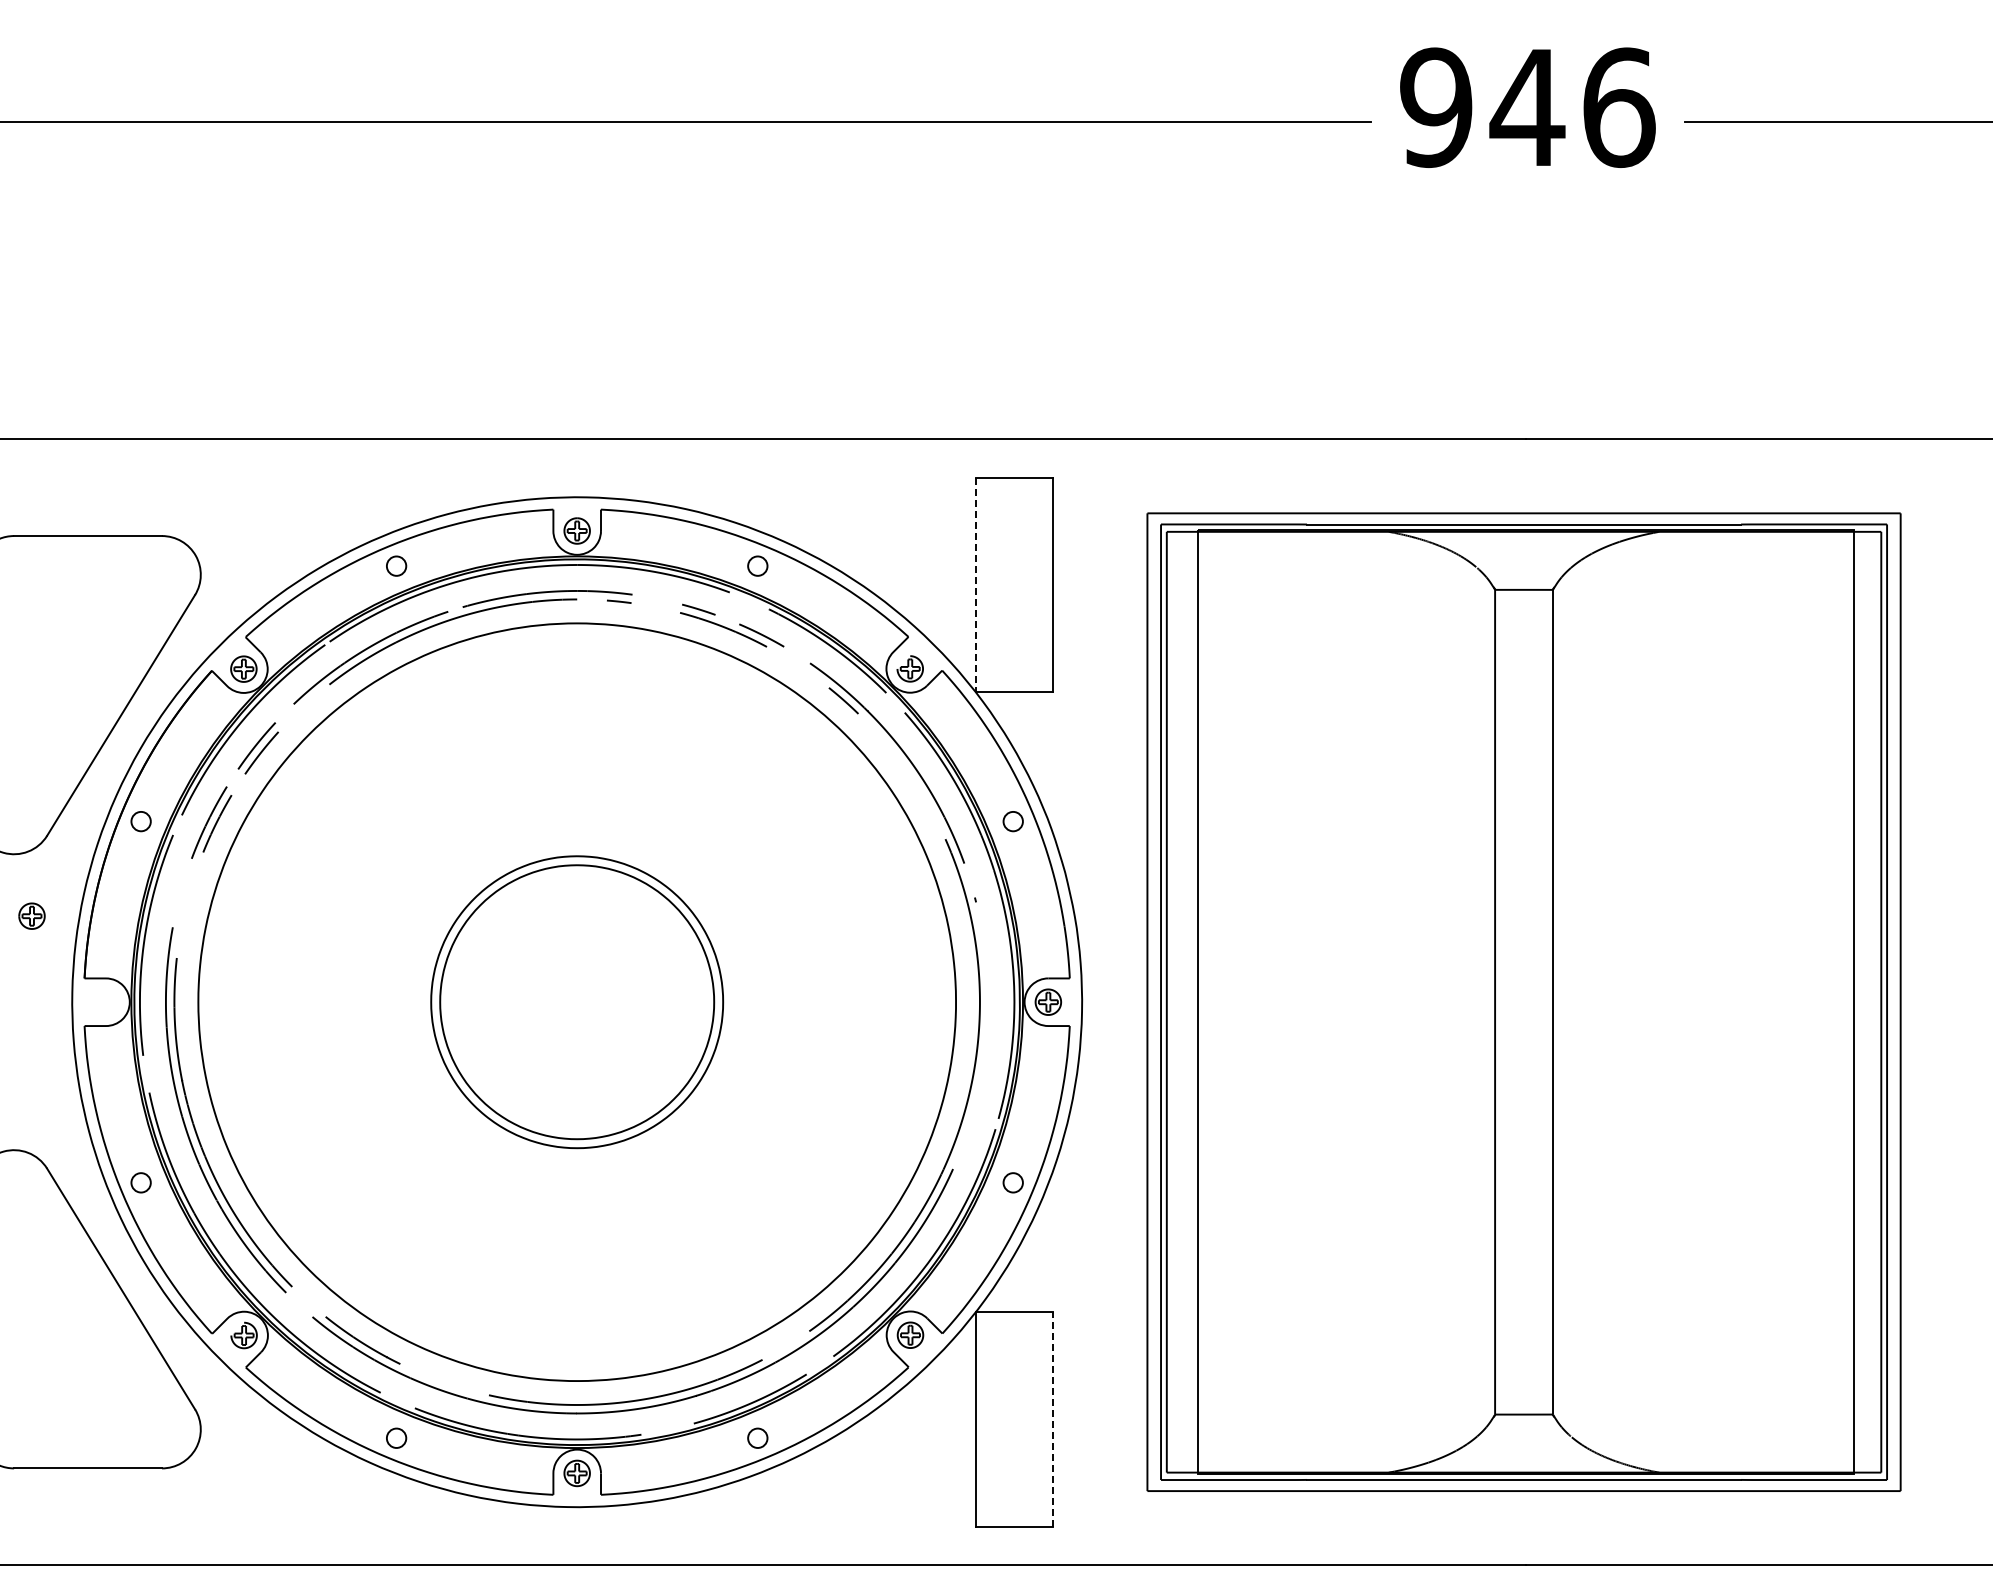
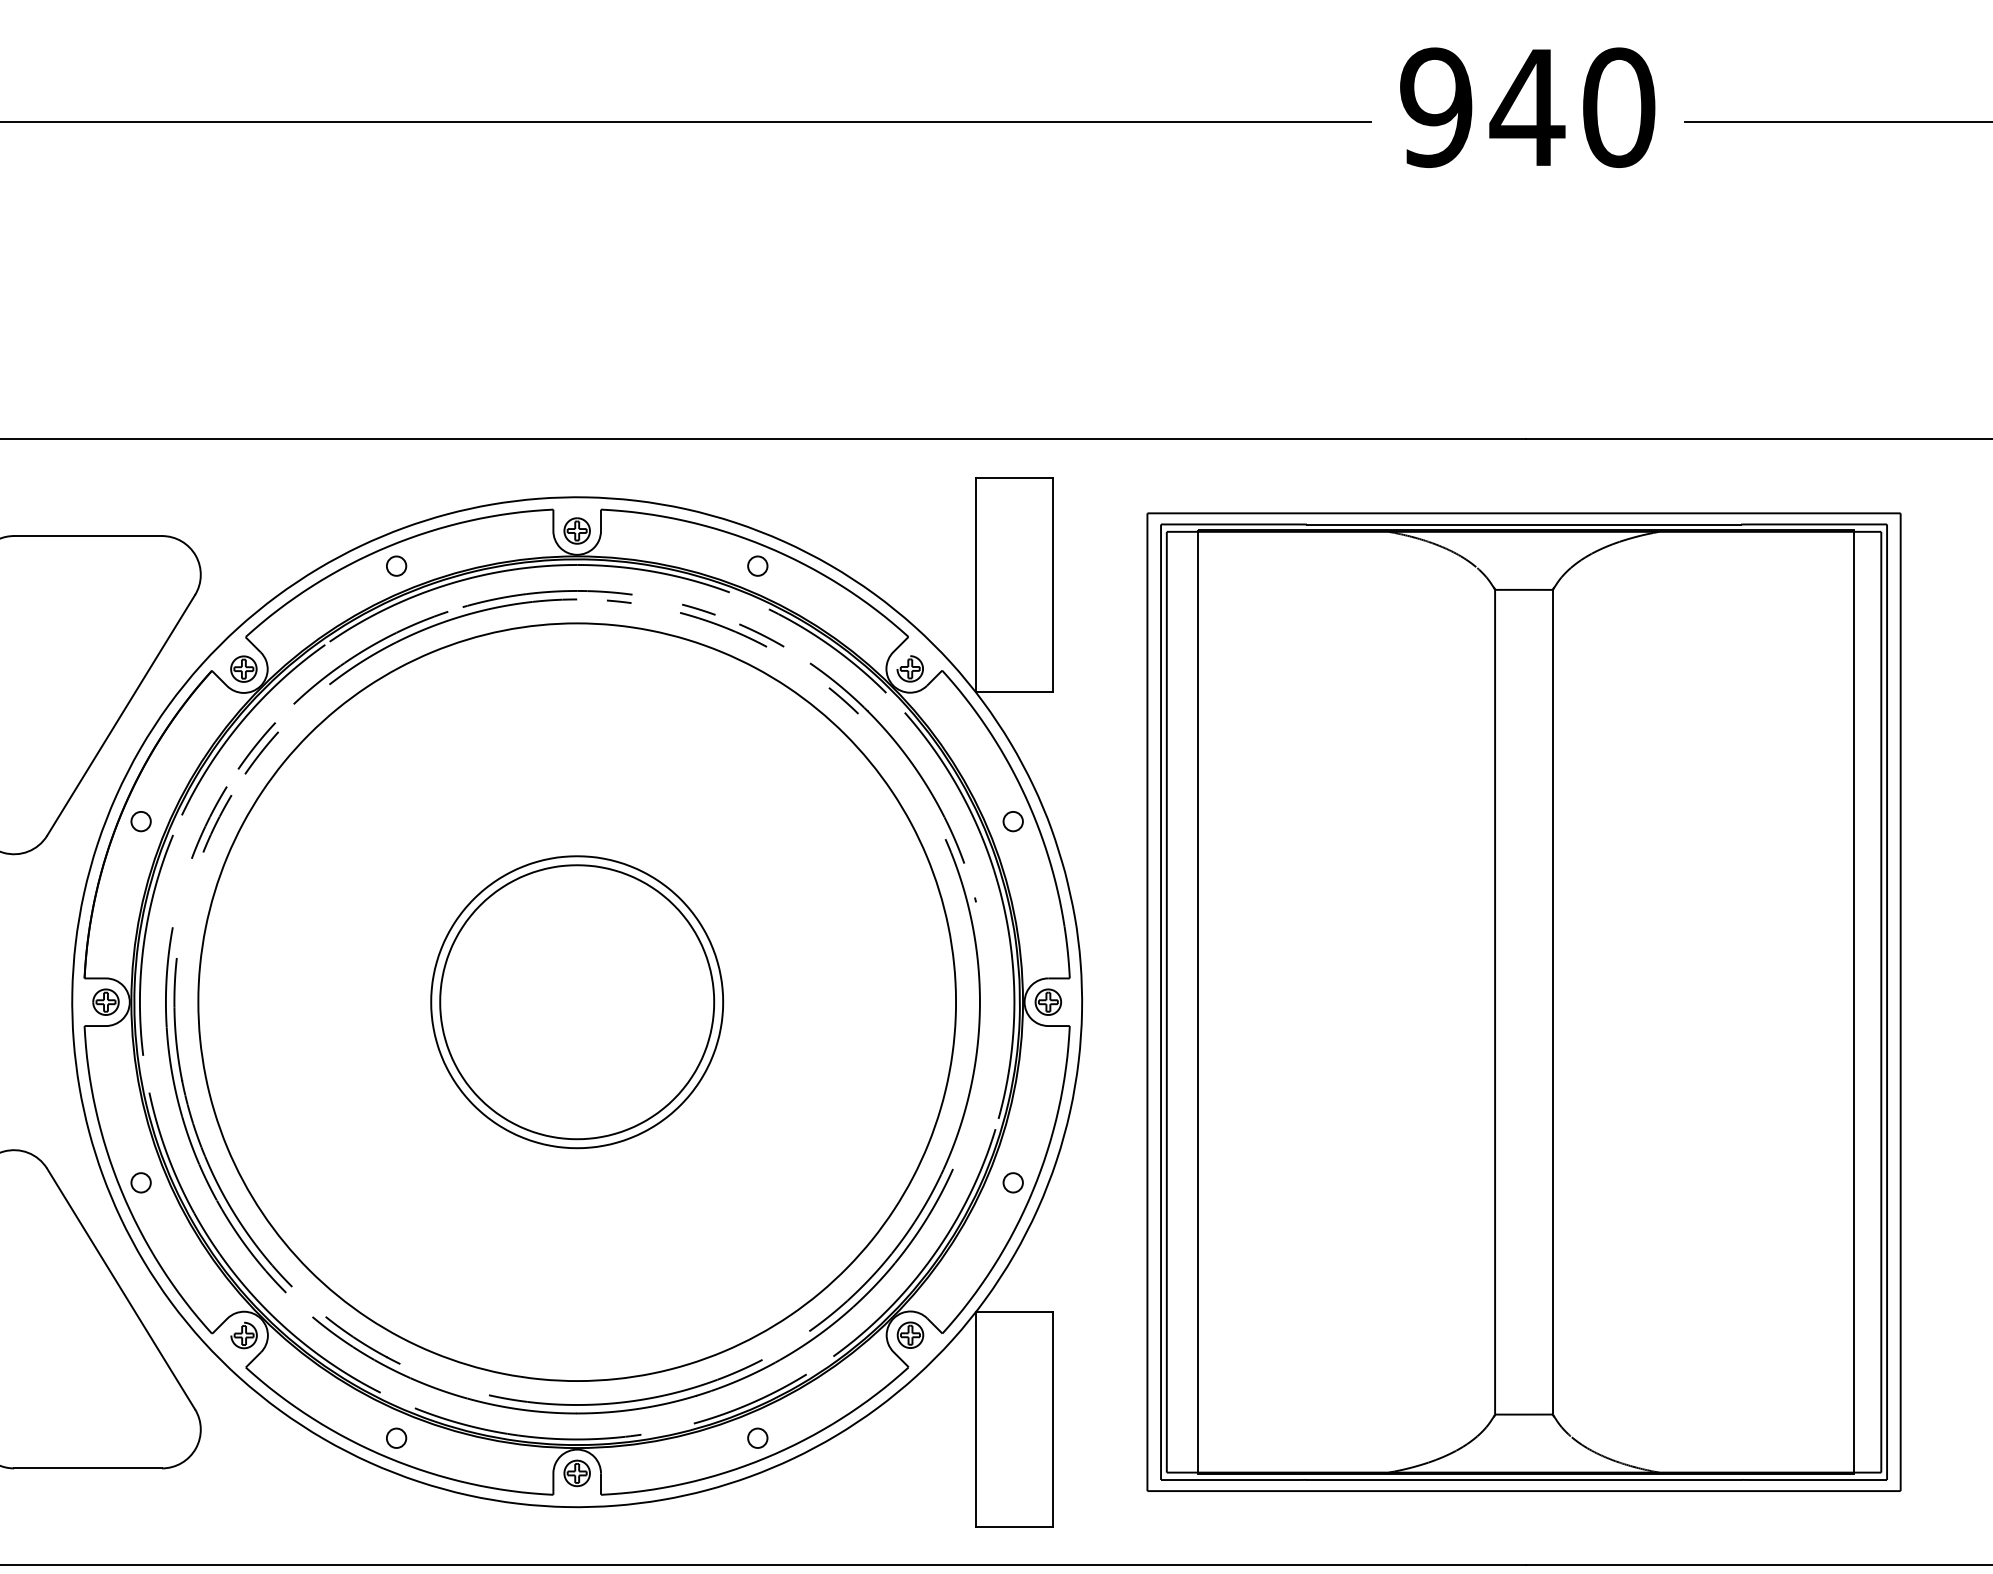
text: 946 -> 940 (1619, 107)
line: dashed -> solid (975, 585)
part position: (31, 915) -> (105, 1001) (105, 1001)
line: dashed -> solid (1053, 1418)
